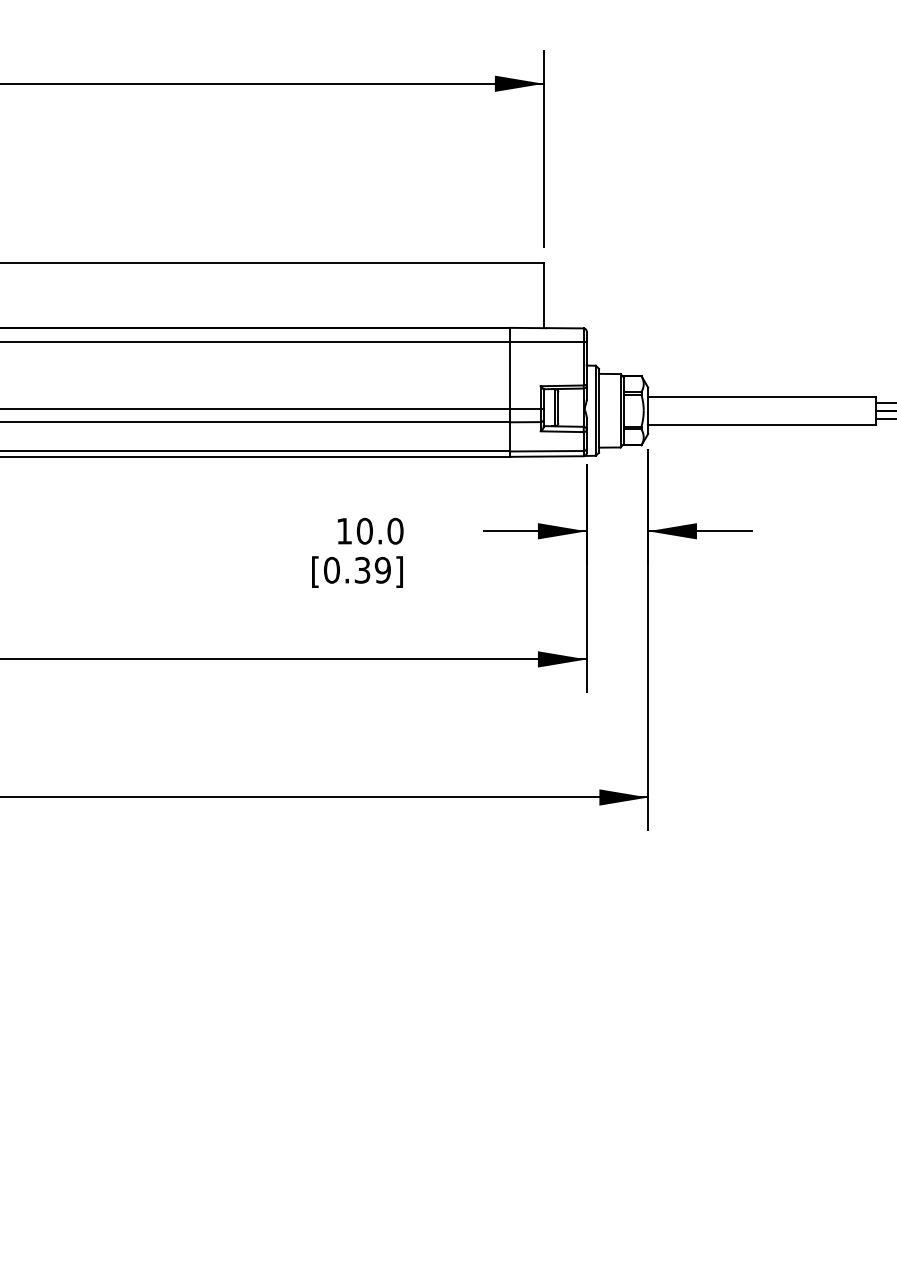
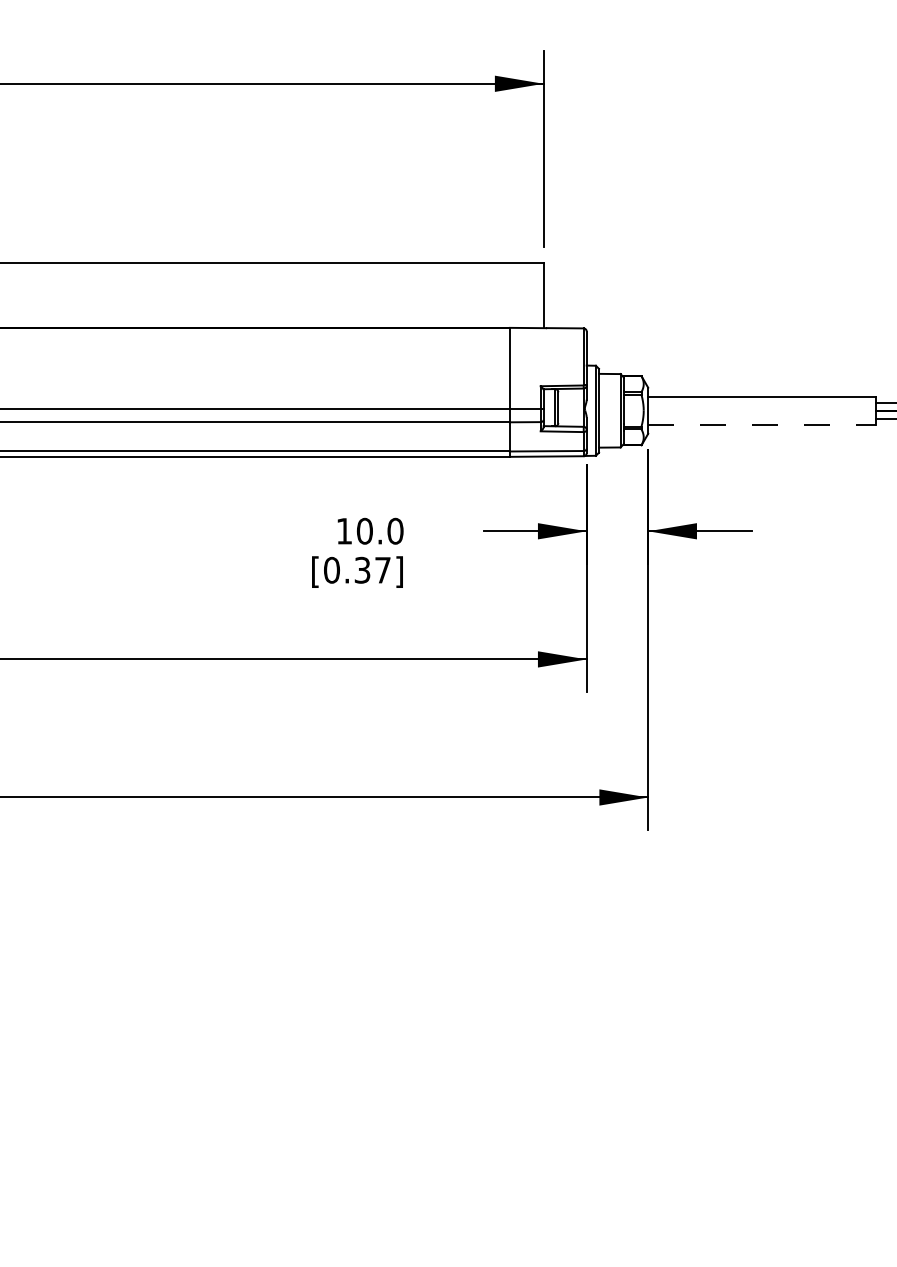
line: present -> none (294, 341)
line: solid -> dashed (761, 424)
text: [0.39] -> [0.37] (382, 569)
